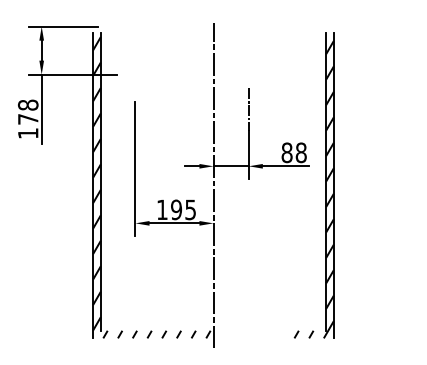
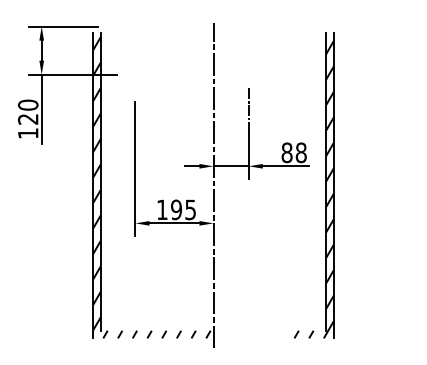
text: 178 -> 120 (28, 111)
